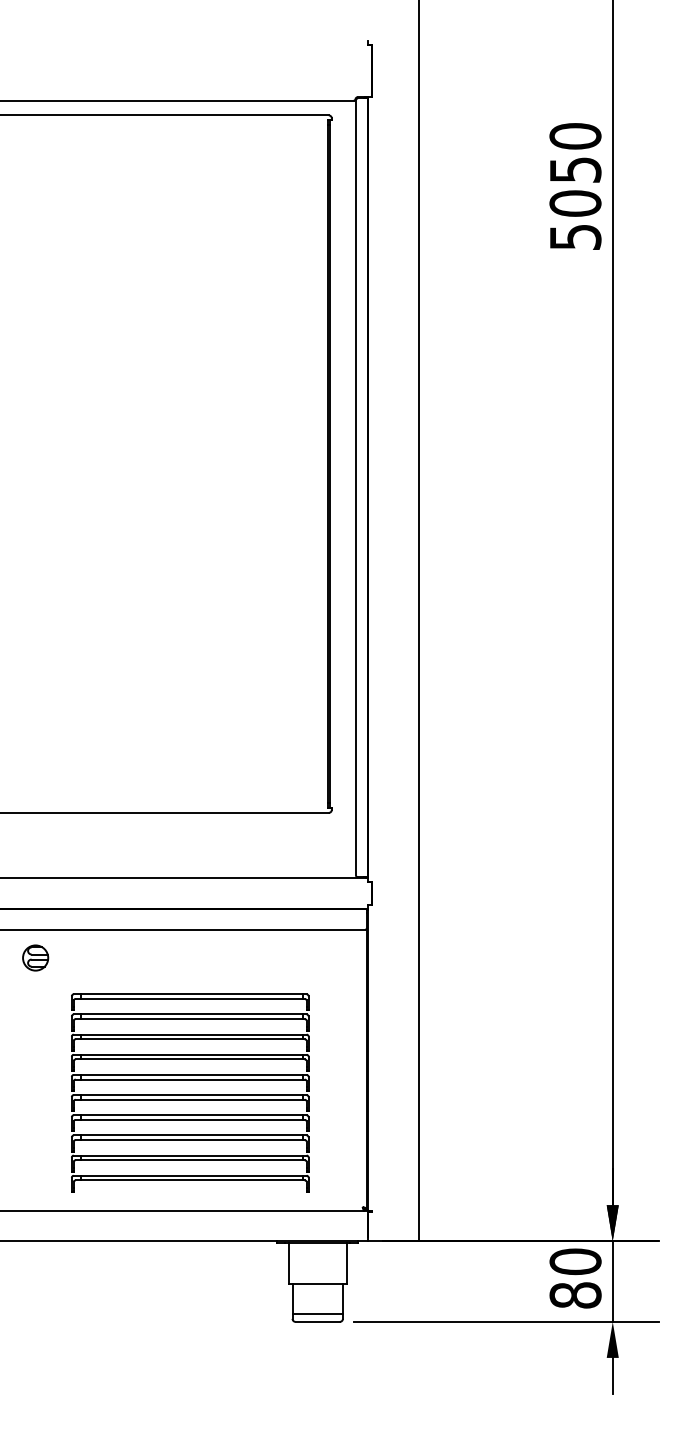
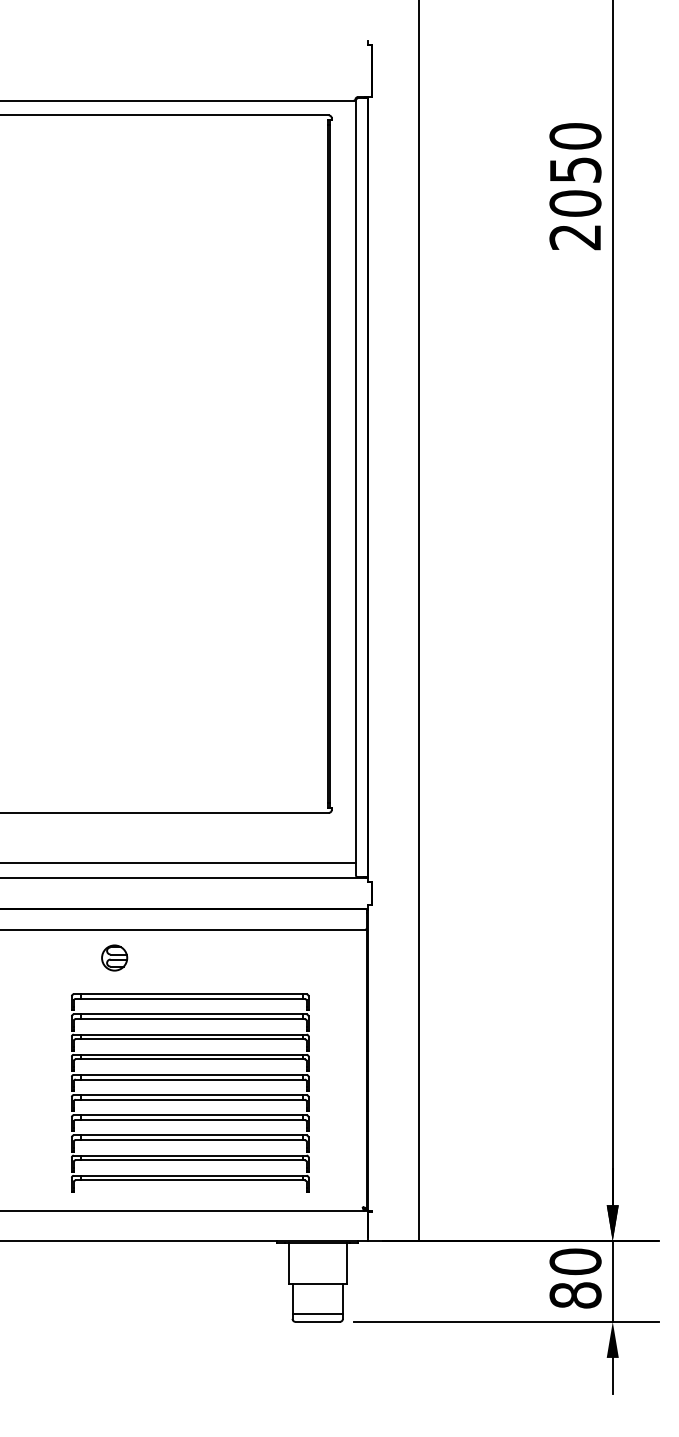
text: 5050 -> 2050 (575, 237)
line: none -> present (179, 863)
part position: (35, 957) -> (114, 957) (114, 957)
